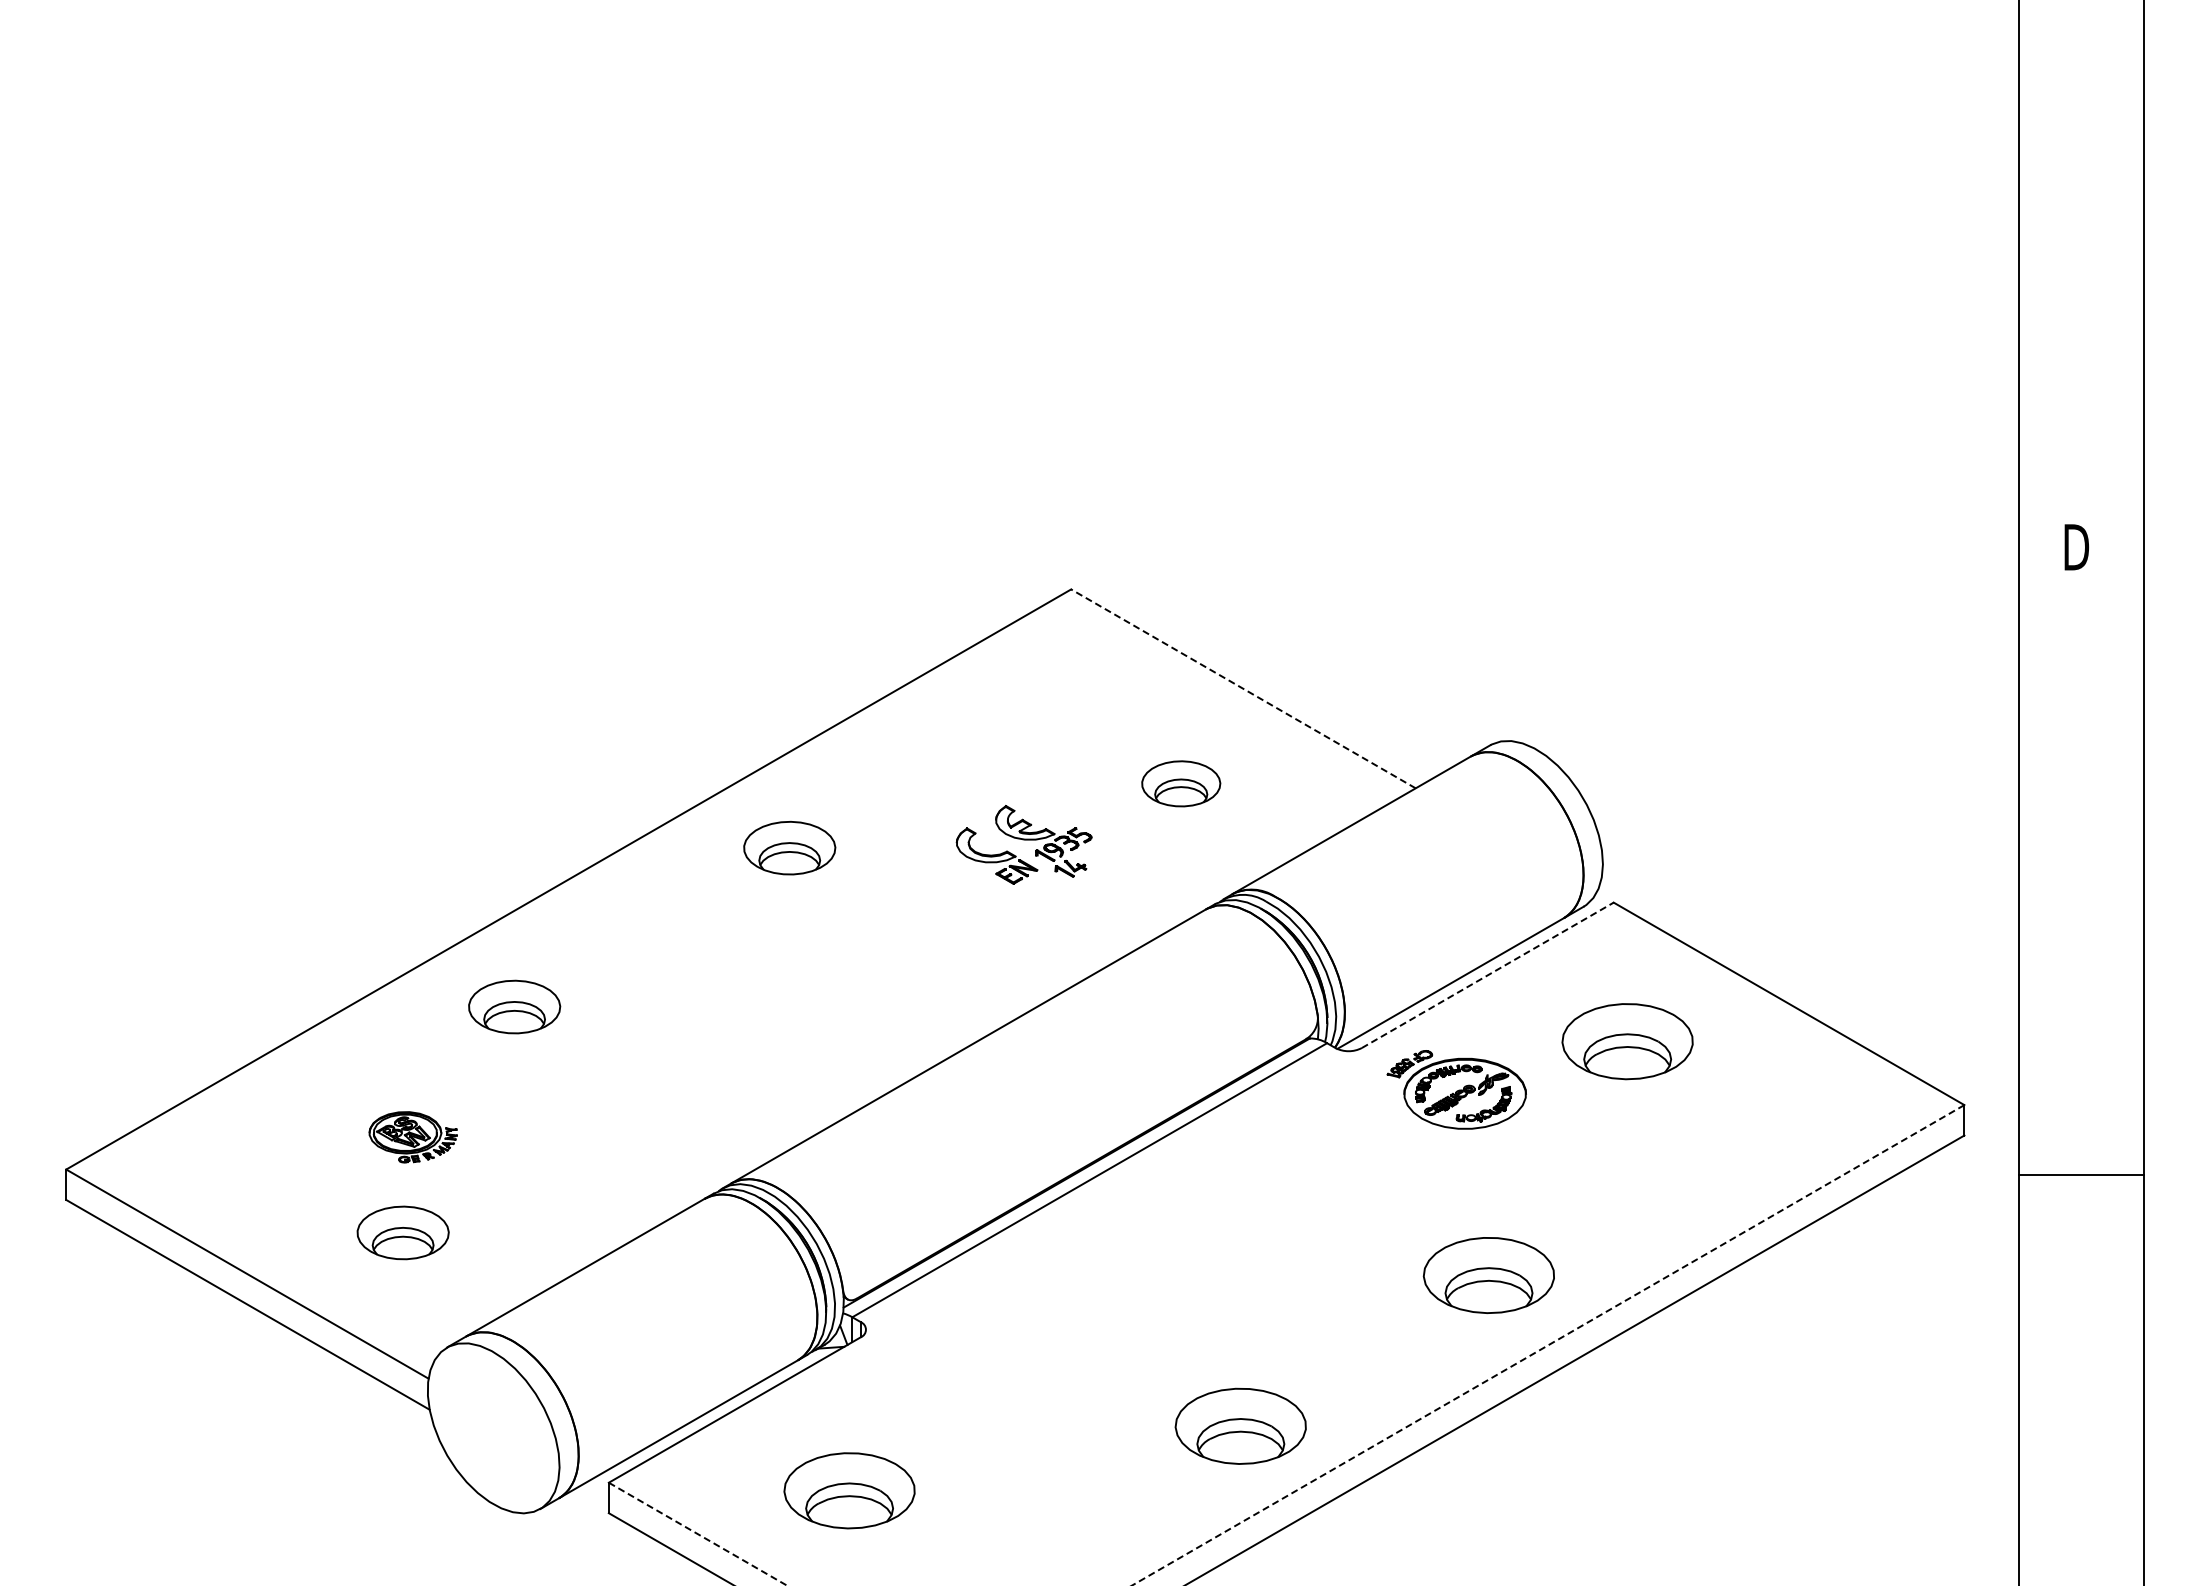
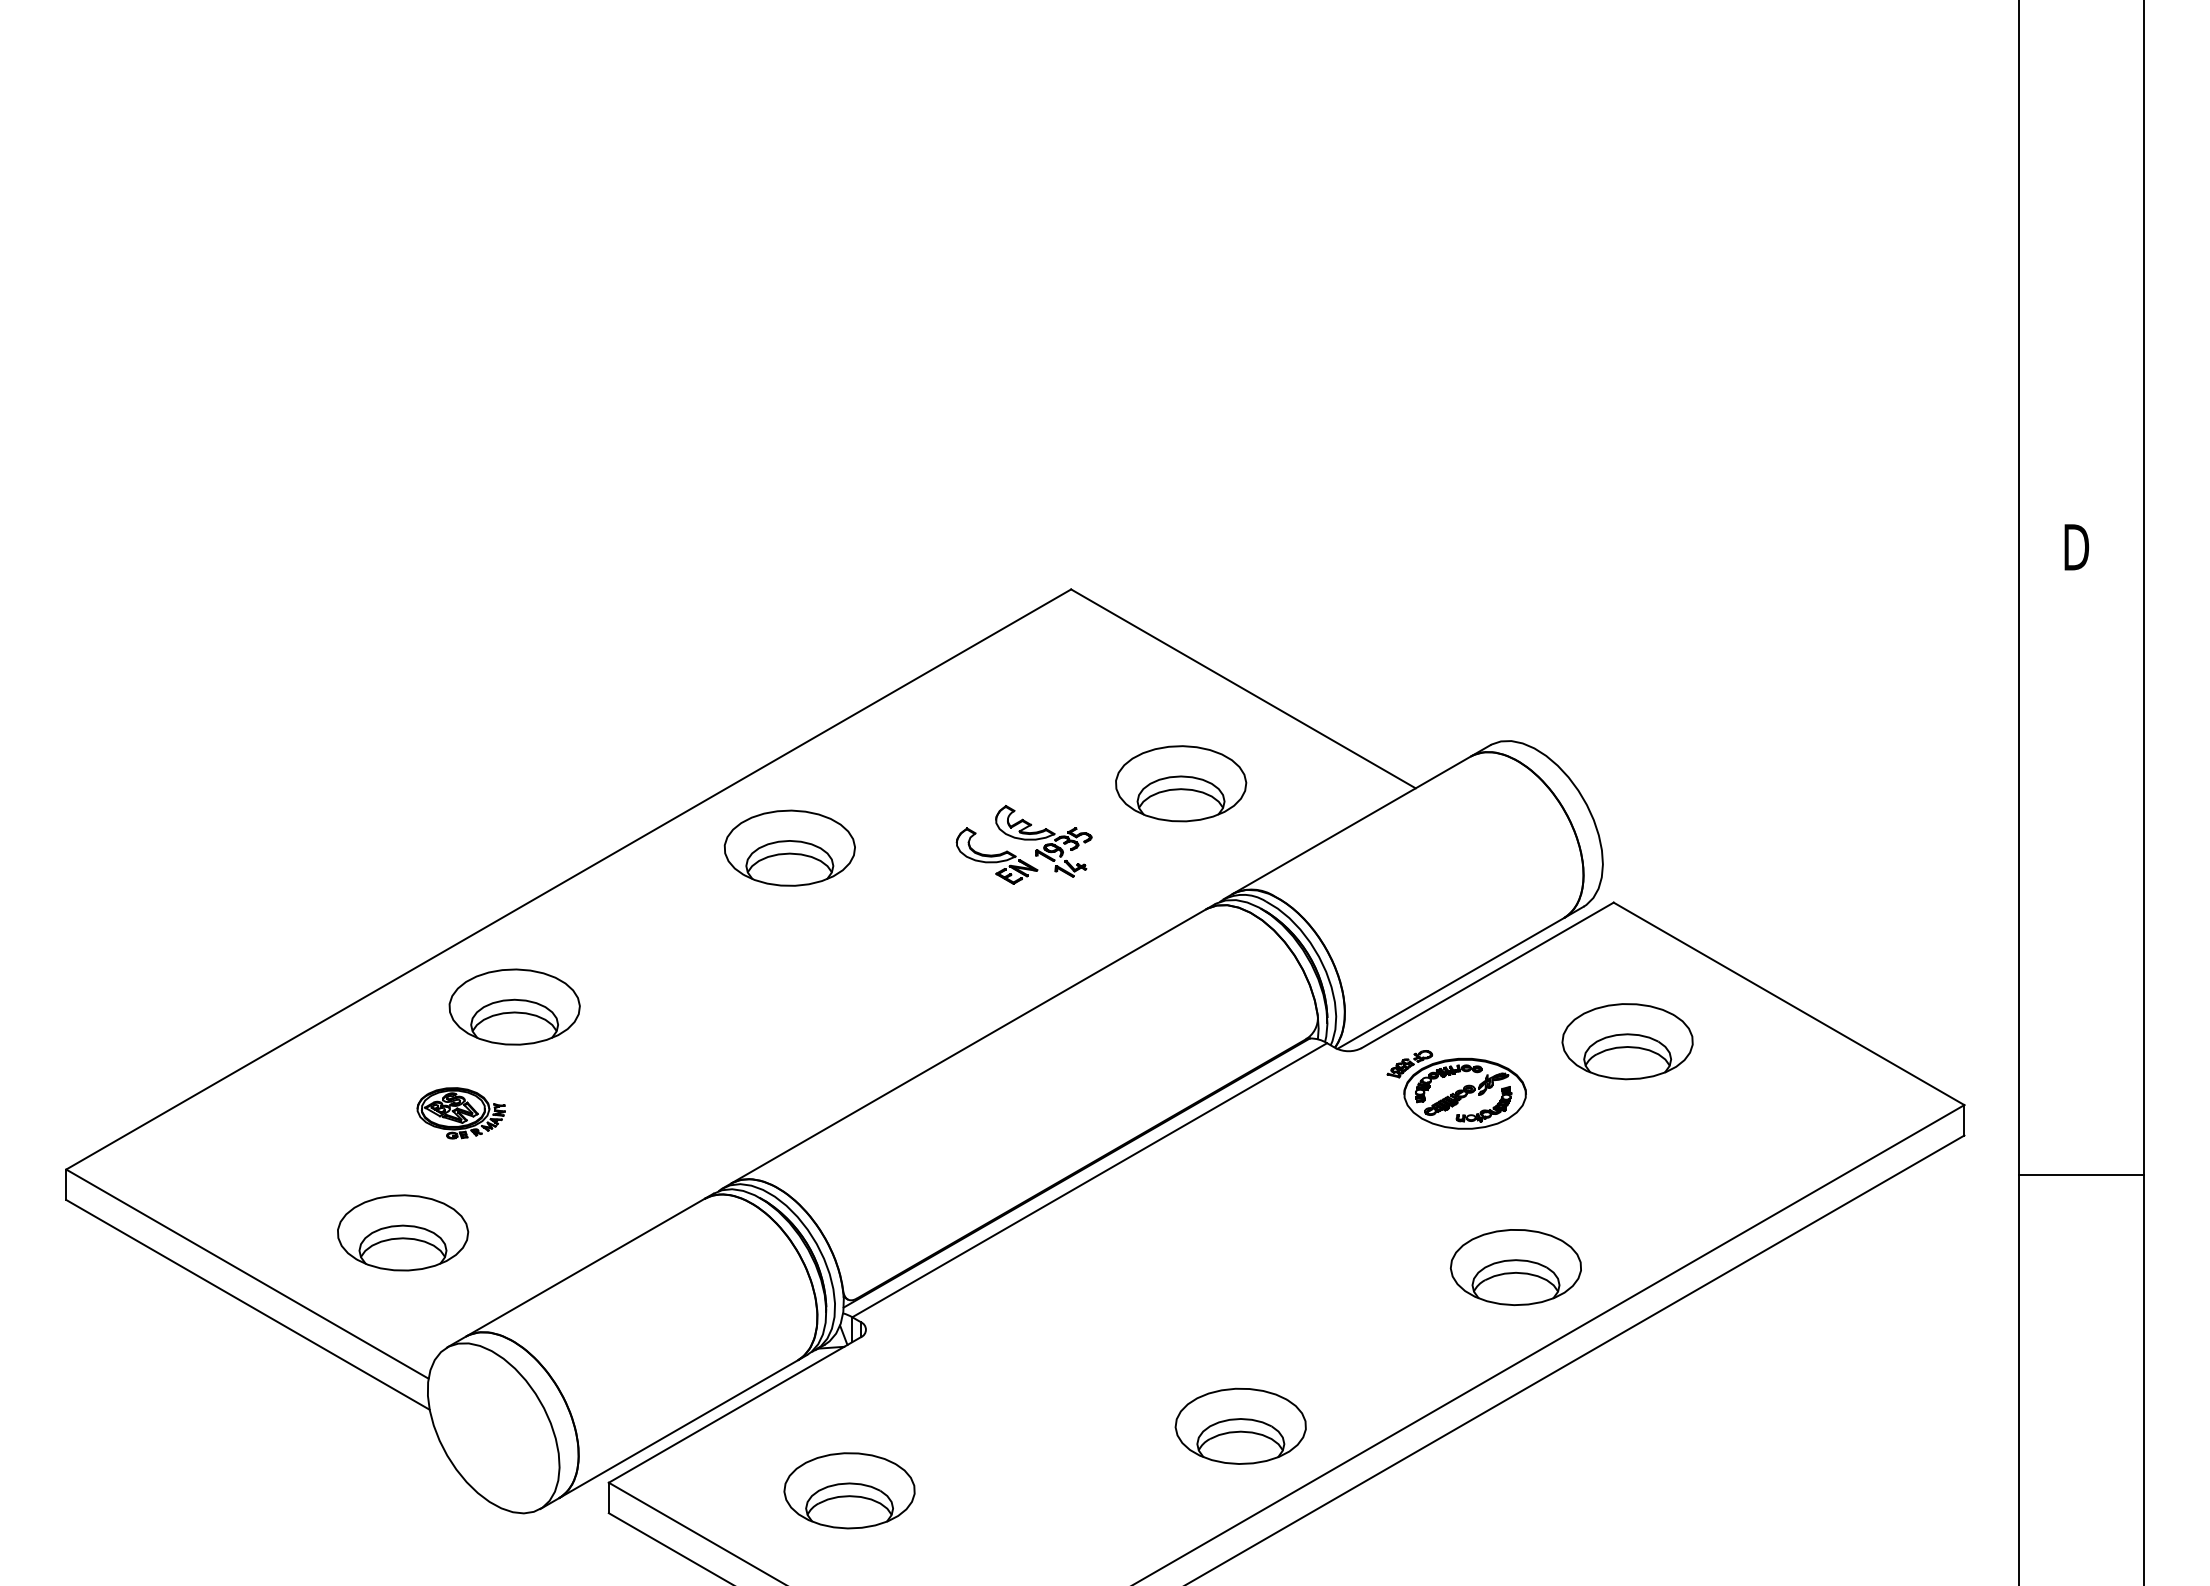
line: dashed -> solid (1243, 688)
part size: 81x48 px -> 133x78 px (1181, 783)
part size: 94x56 px -> 133x78 px (789, 847)
line: dashed -> solid (1488, 975)
part size: 94x56 px -> 133x78 px (514, 1006)
part position: (412, 1137) -> (460, 1113) (460, 1113)
part size: 94x56 px -> 133x78 px (403, 1232)
part position: (1488, 1275) -> (1515, 1267) (1515, 1267)
line: dashed -> solid (1548, 1345)
line: dashed -> solid (698, 1534)
